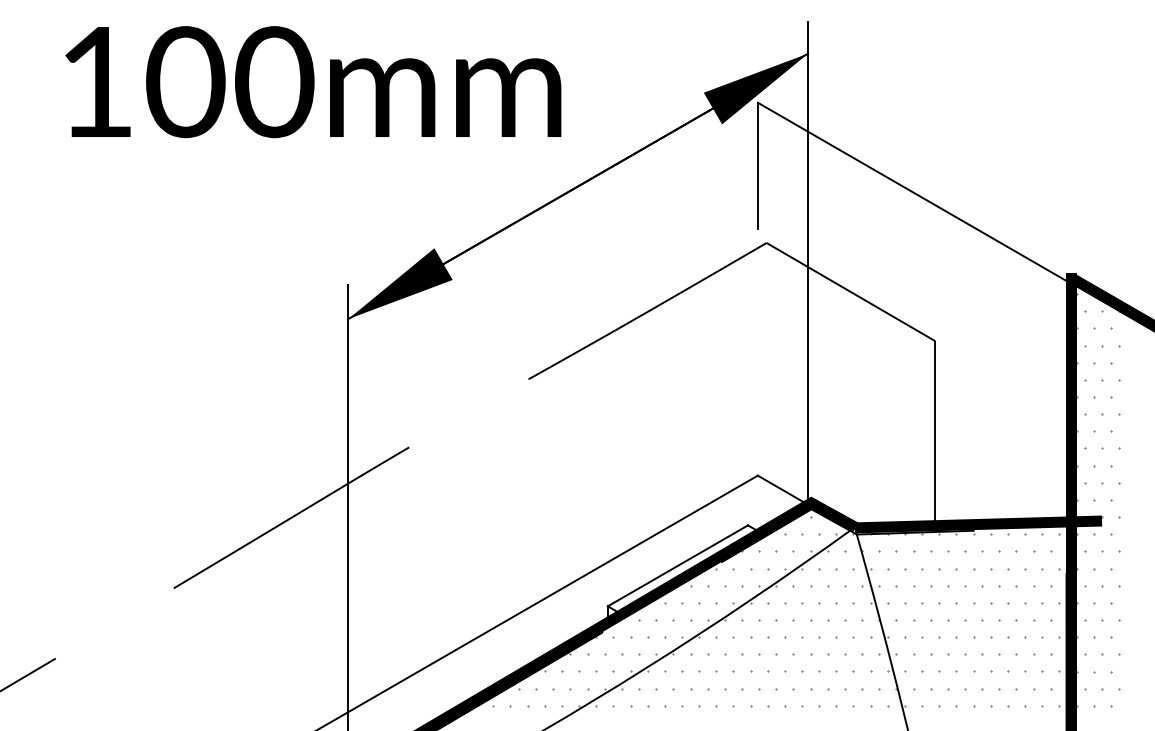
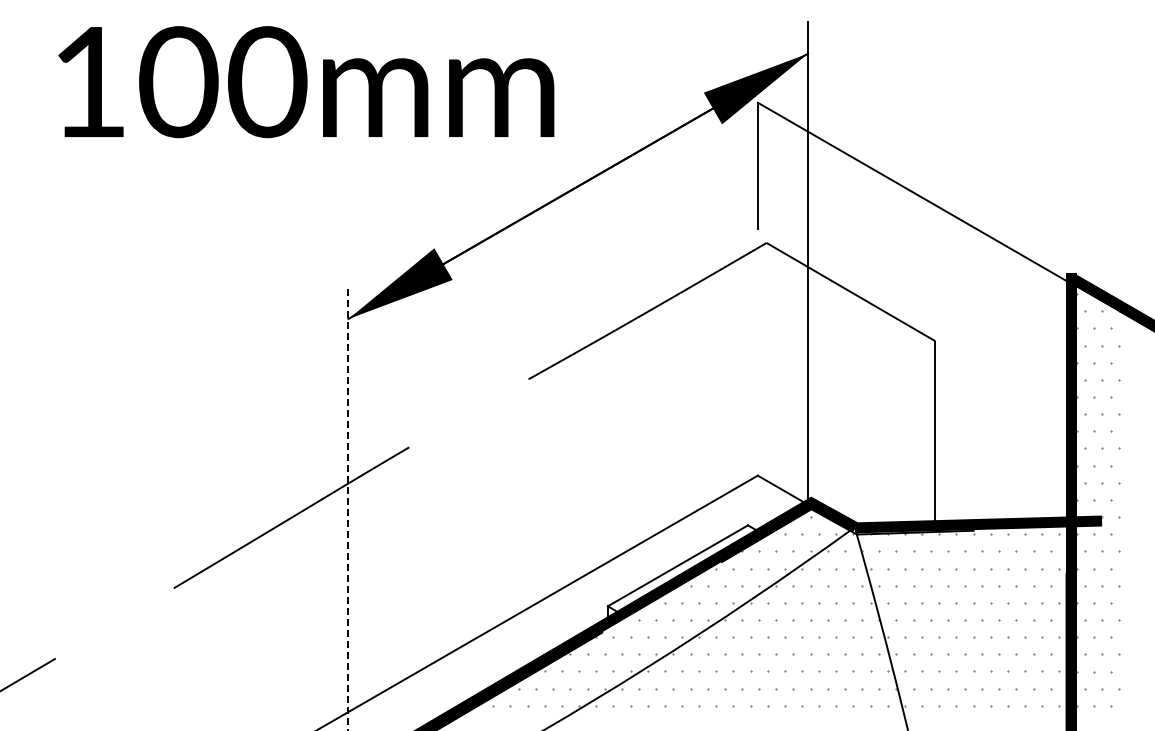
text position: (313, 82) -> (306, 82) (306, 82)
line: solid -> dashed (348, 507)
